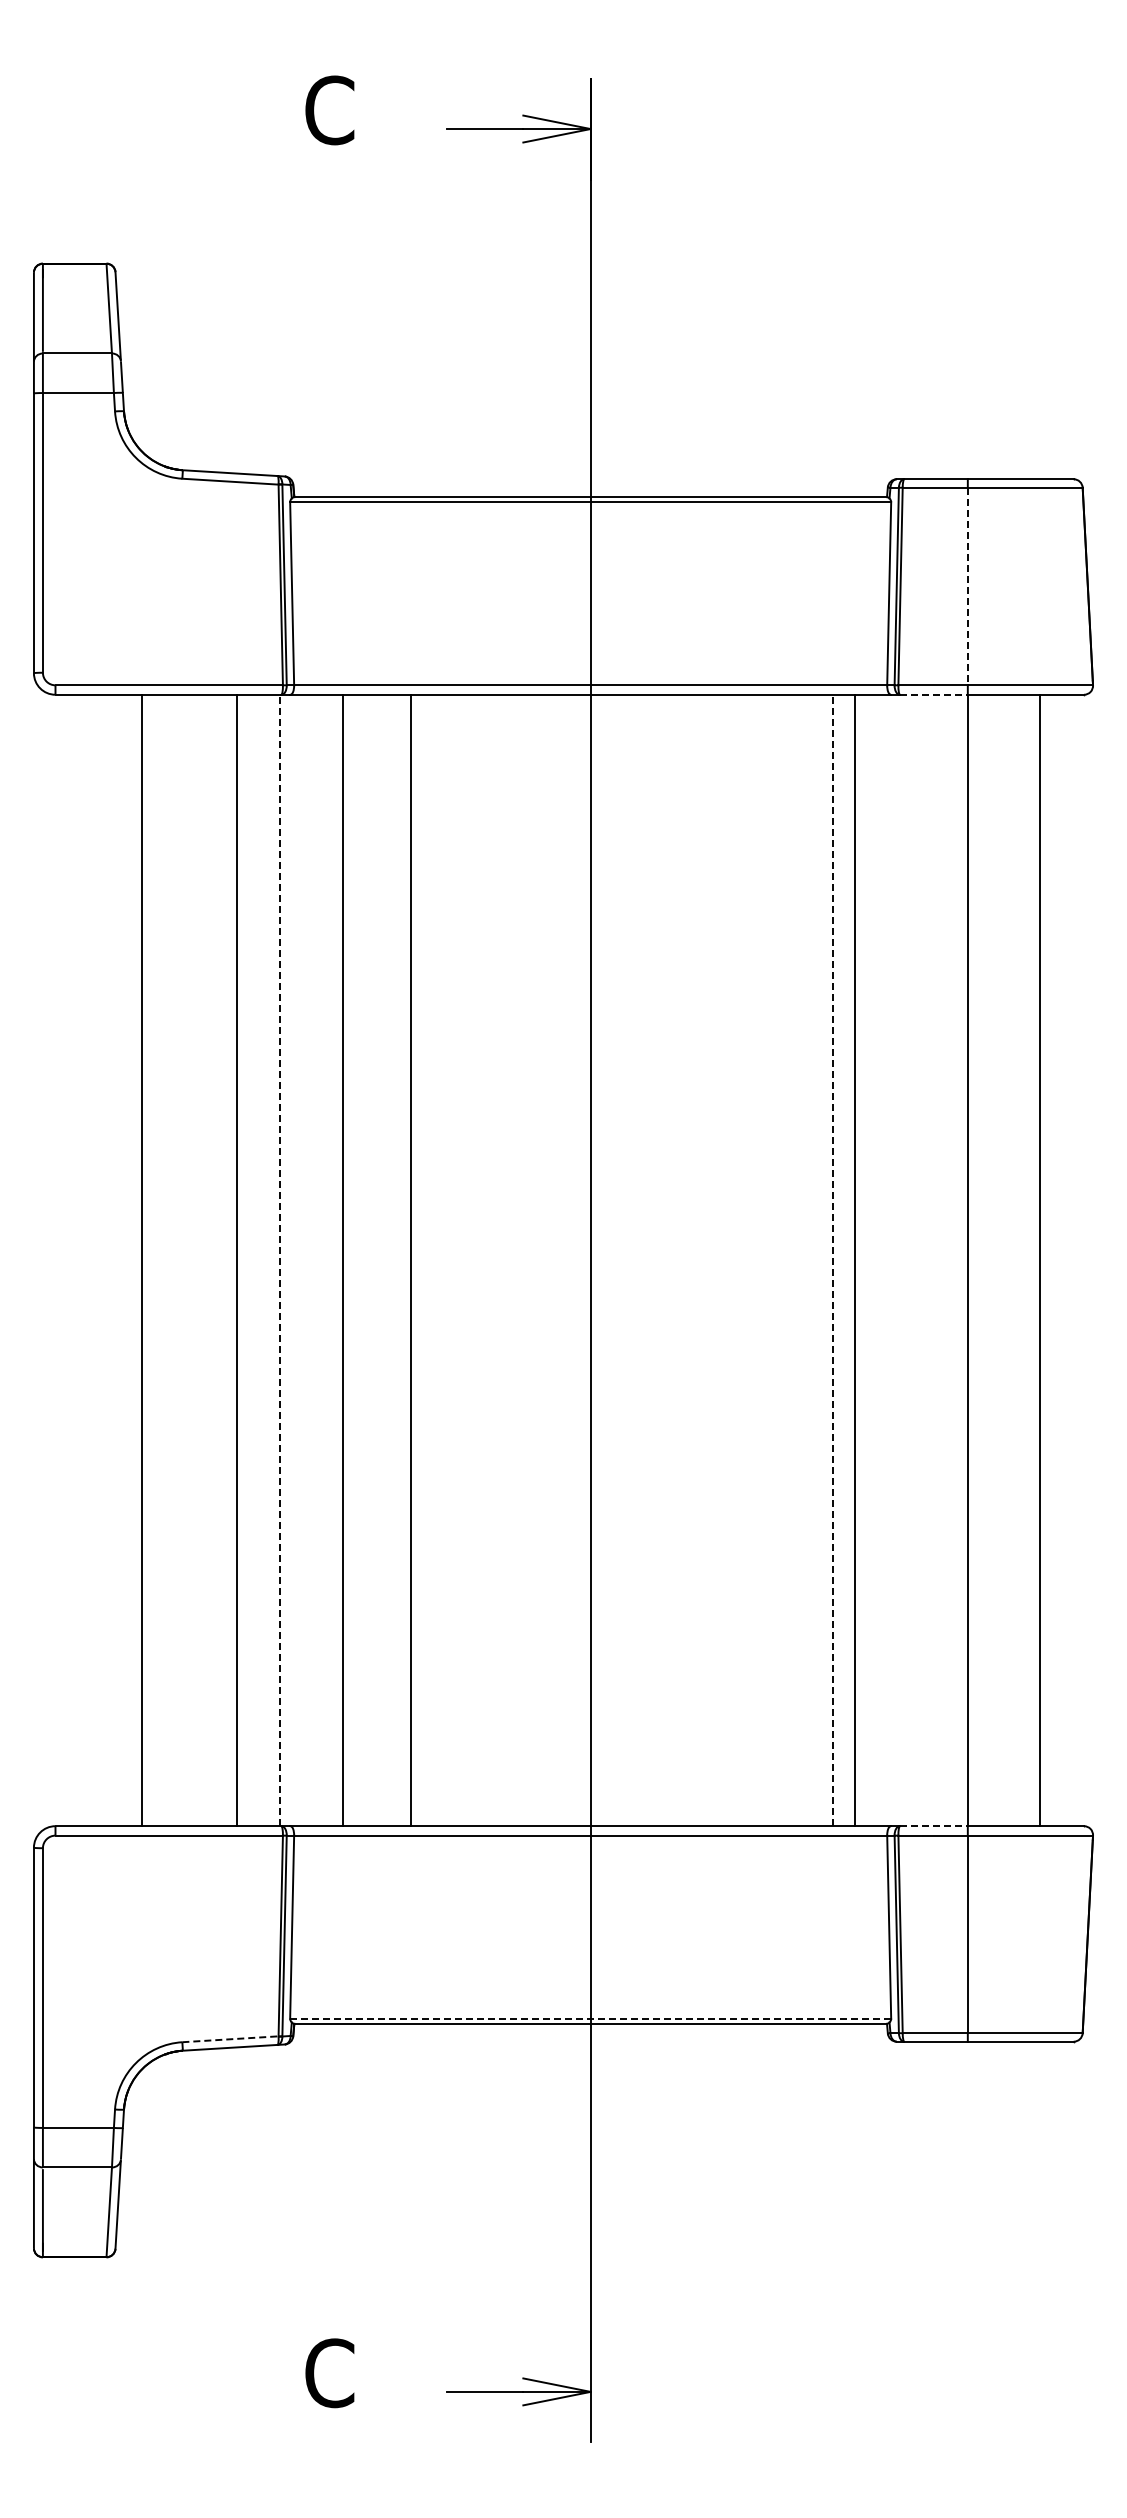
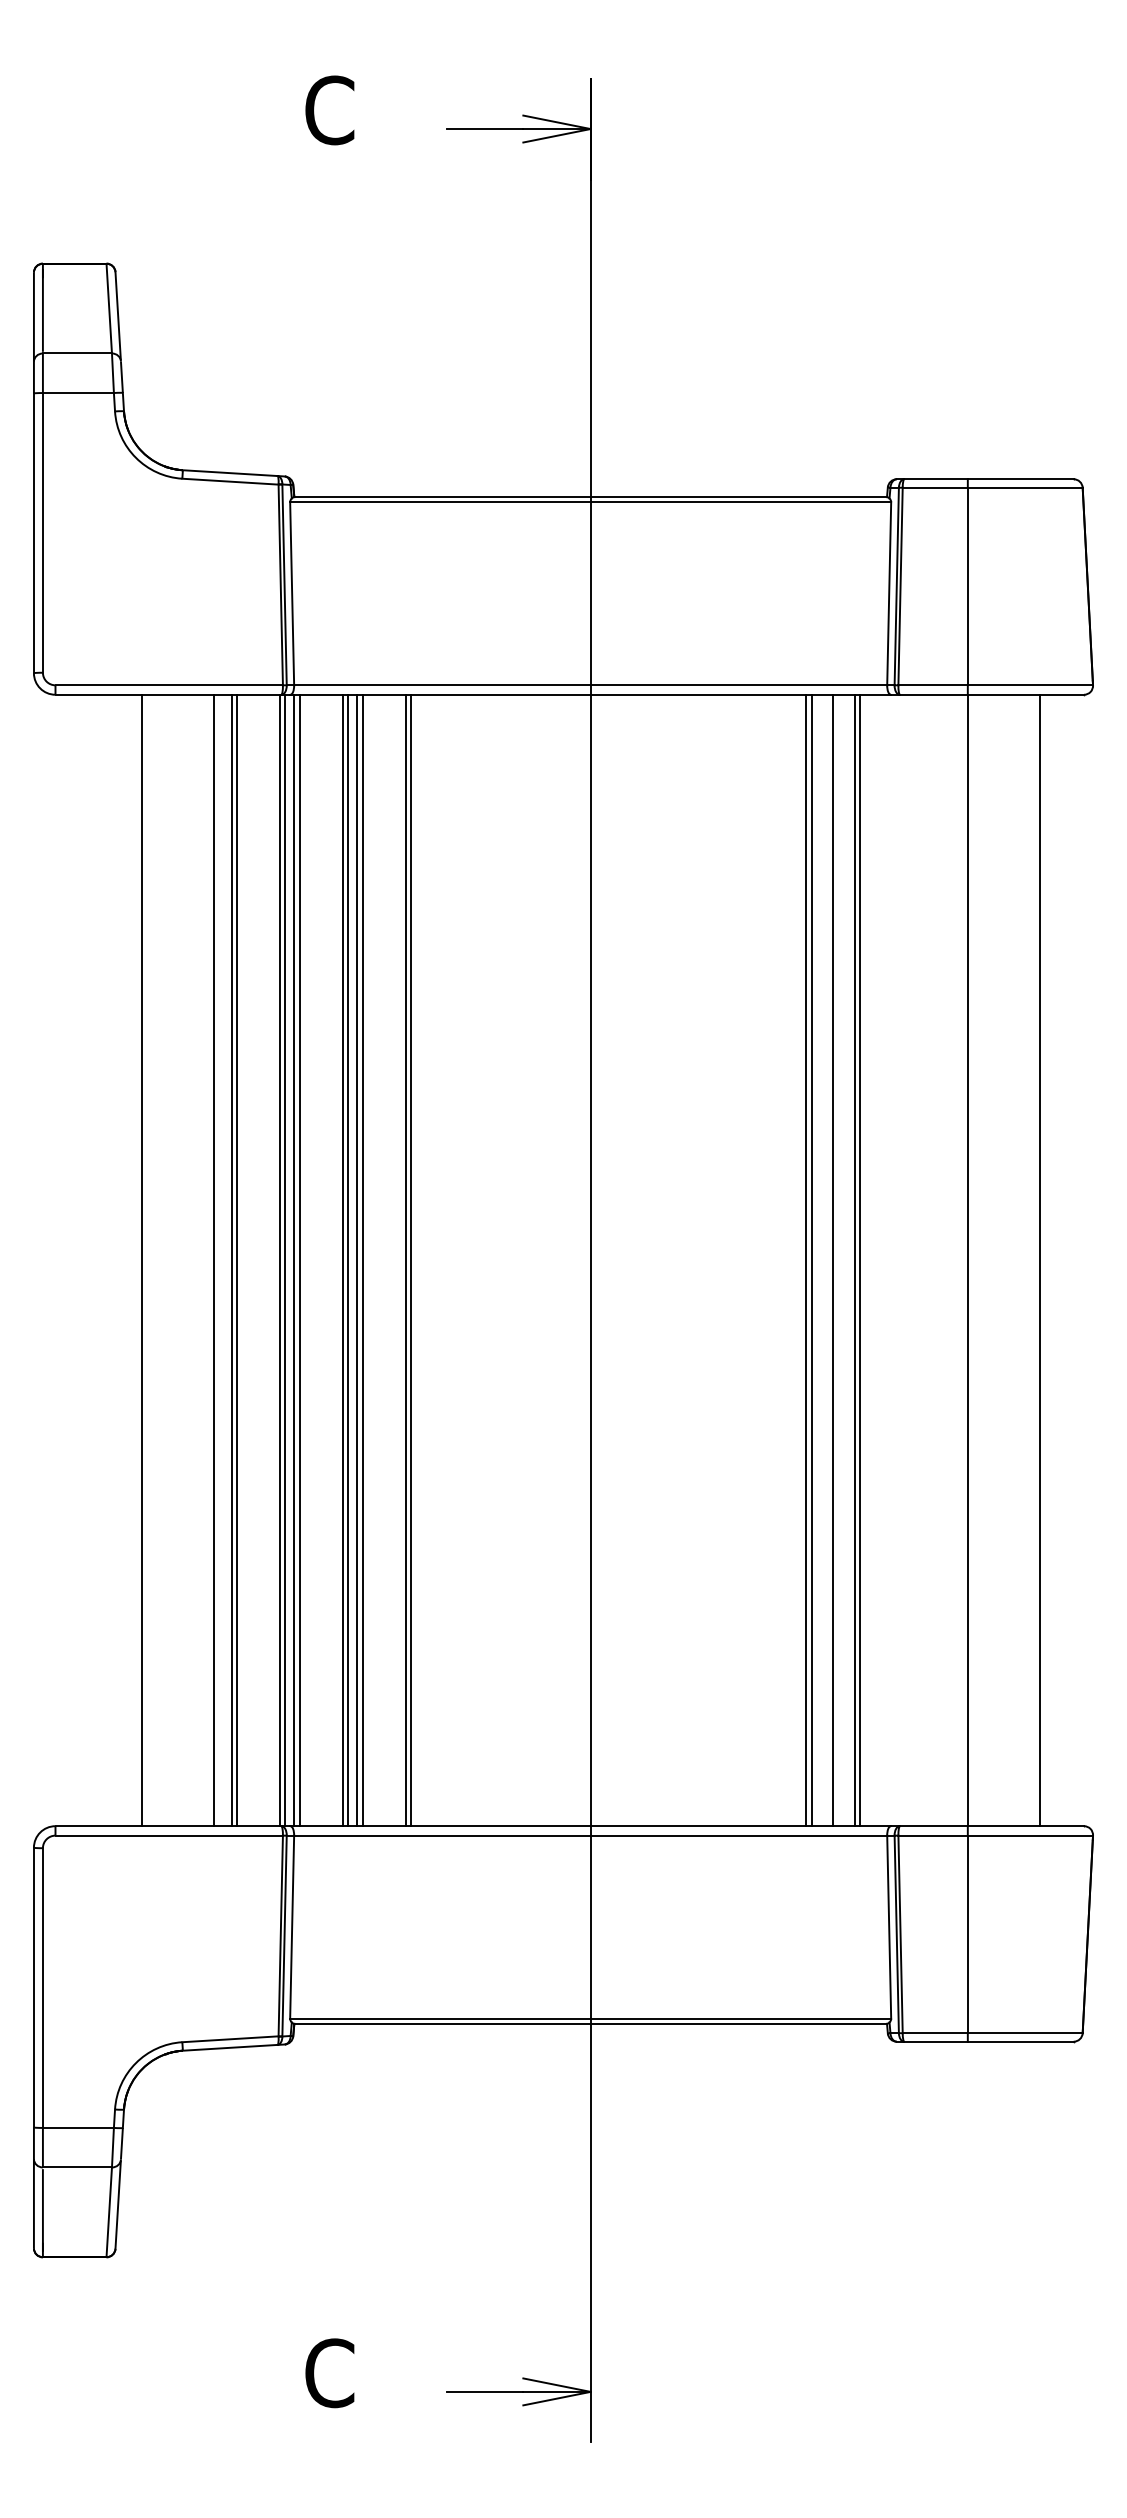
line: dashed -> solid (967, 586)
line: dashed -> solid (933, 694)
line: none -> present (213, 1260)
line: none -> present (231, 1260)
line: dashed -> solid (279, 1260)
line: none -> present (285, 1260)
line: none -> present (294, 1260)
line: none -> present (299, 1260)
line: none -> present (348, 1260)
line: none -> present (357, 1260)
line: none -> present (362, 1260)
line: none -> present (405, 1260)
line: none -> present (806, 1260)
line: none -> present (811, 1260)
line: dashed -> solid (833, 1260)
line: none -> present (860, 1260)
line: dashed -> solid (933, 1826)
line: dashed -> solid (590, 2018)
line: dashed -> solid (230, 2039)
